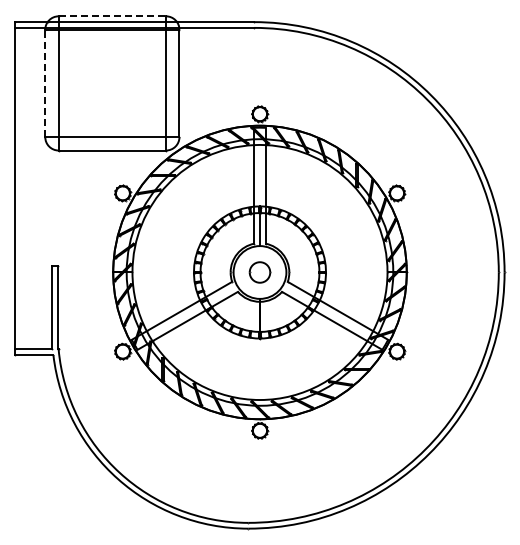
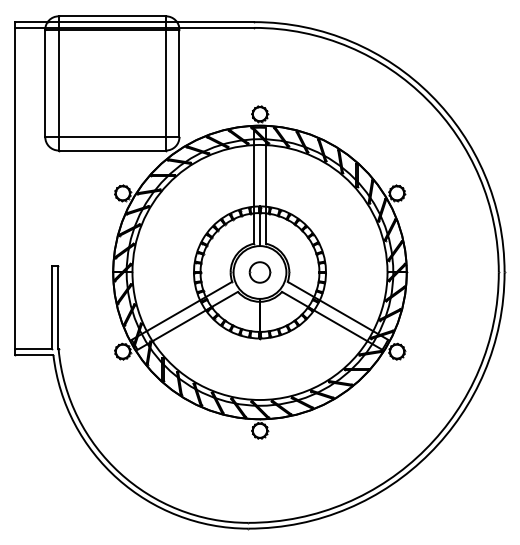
line: dashed -> solid (112, 16)
line: dashed -> solid (45, 83)
